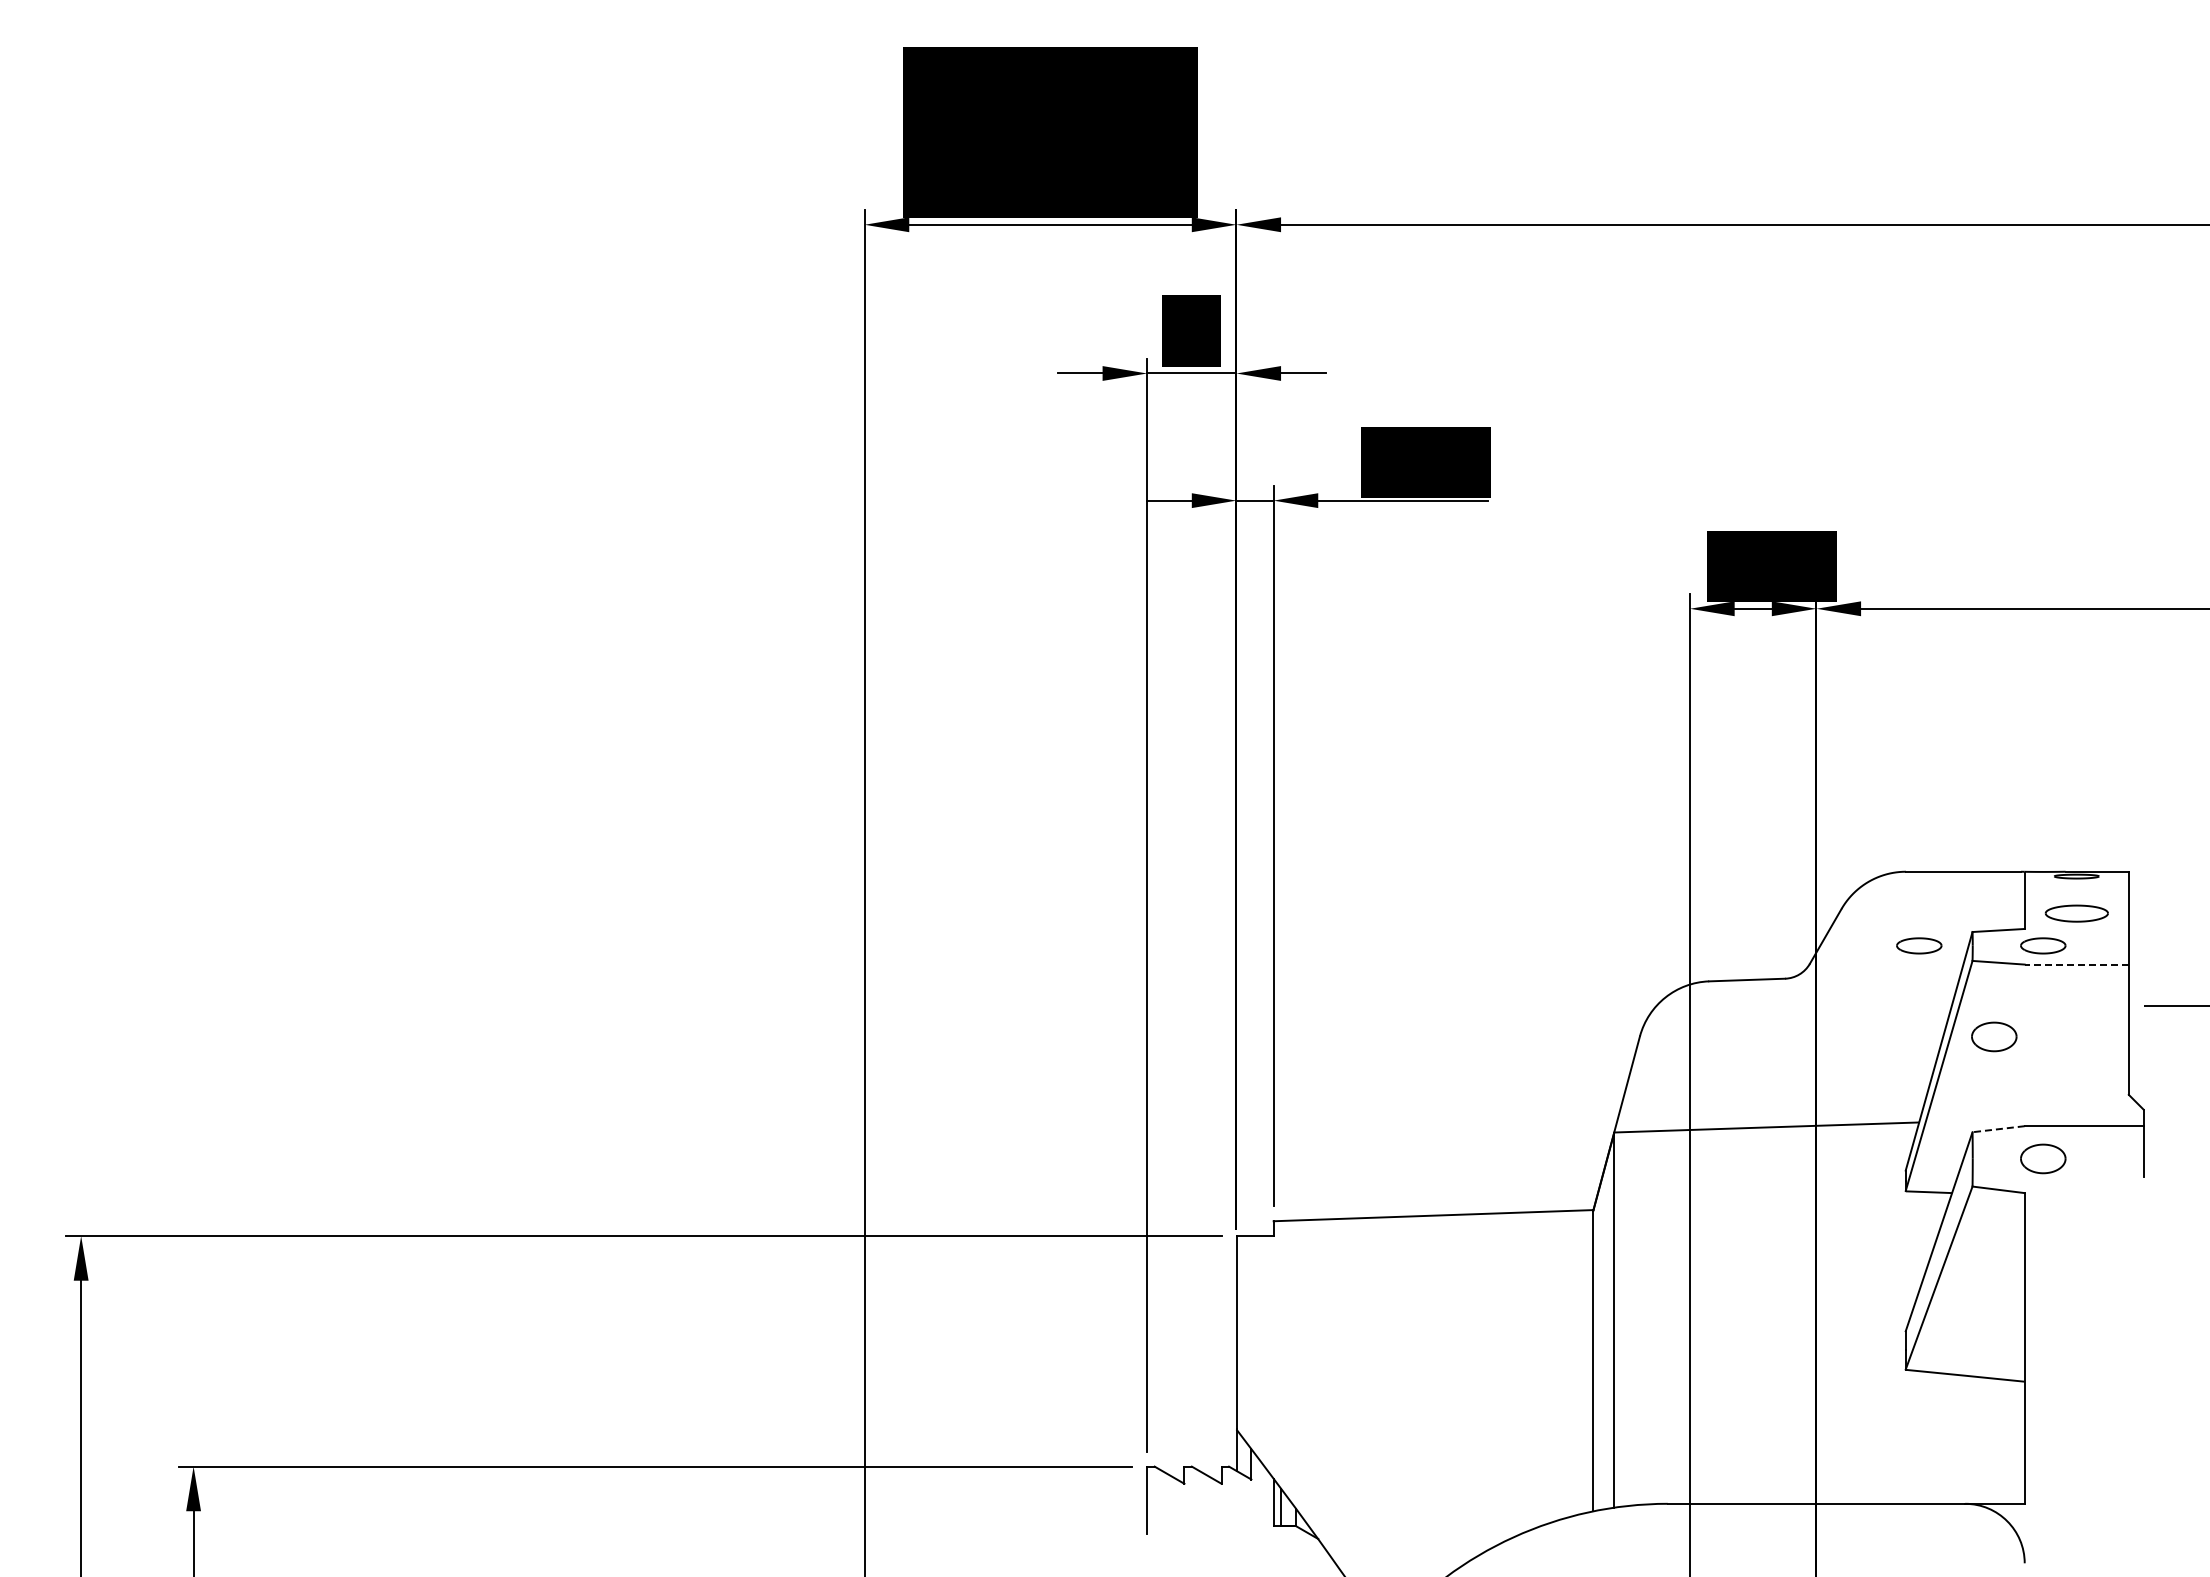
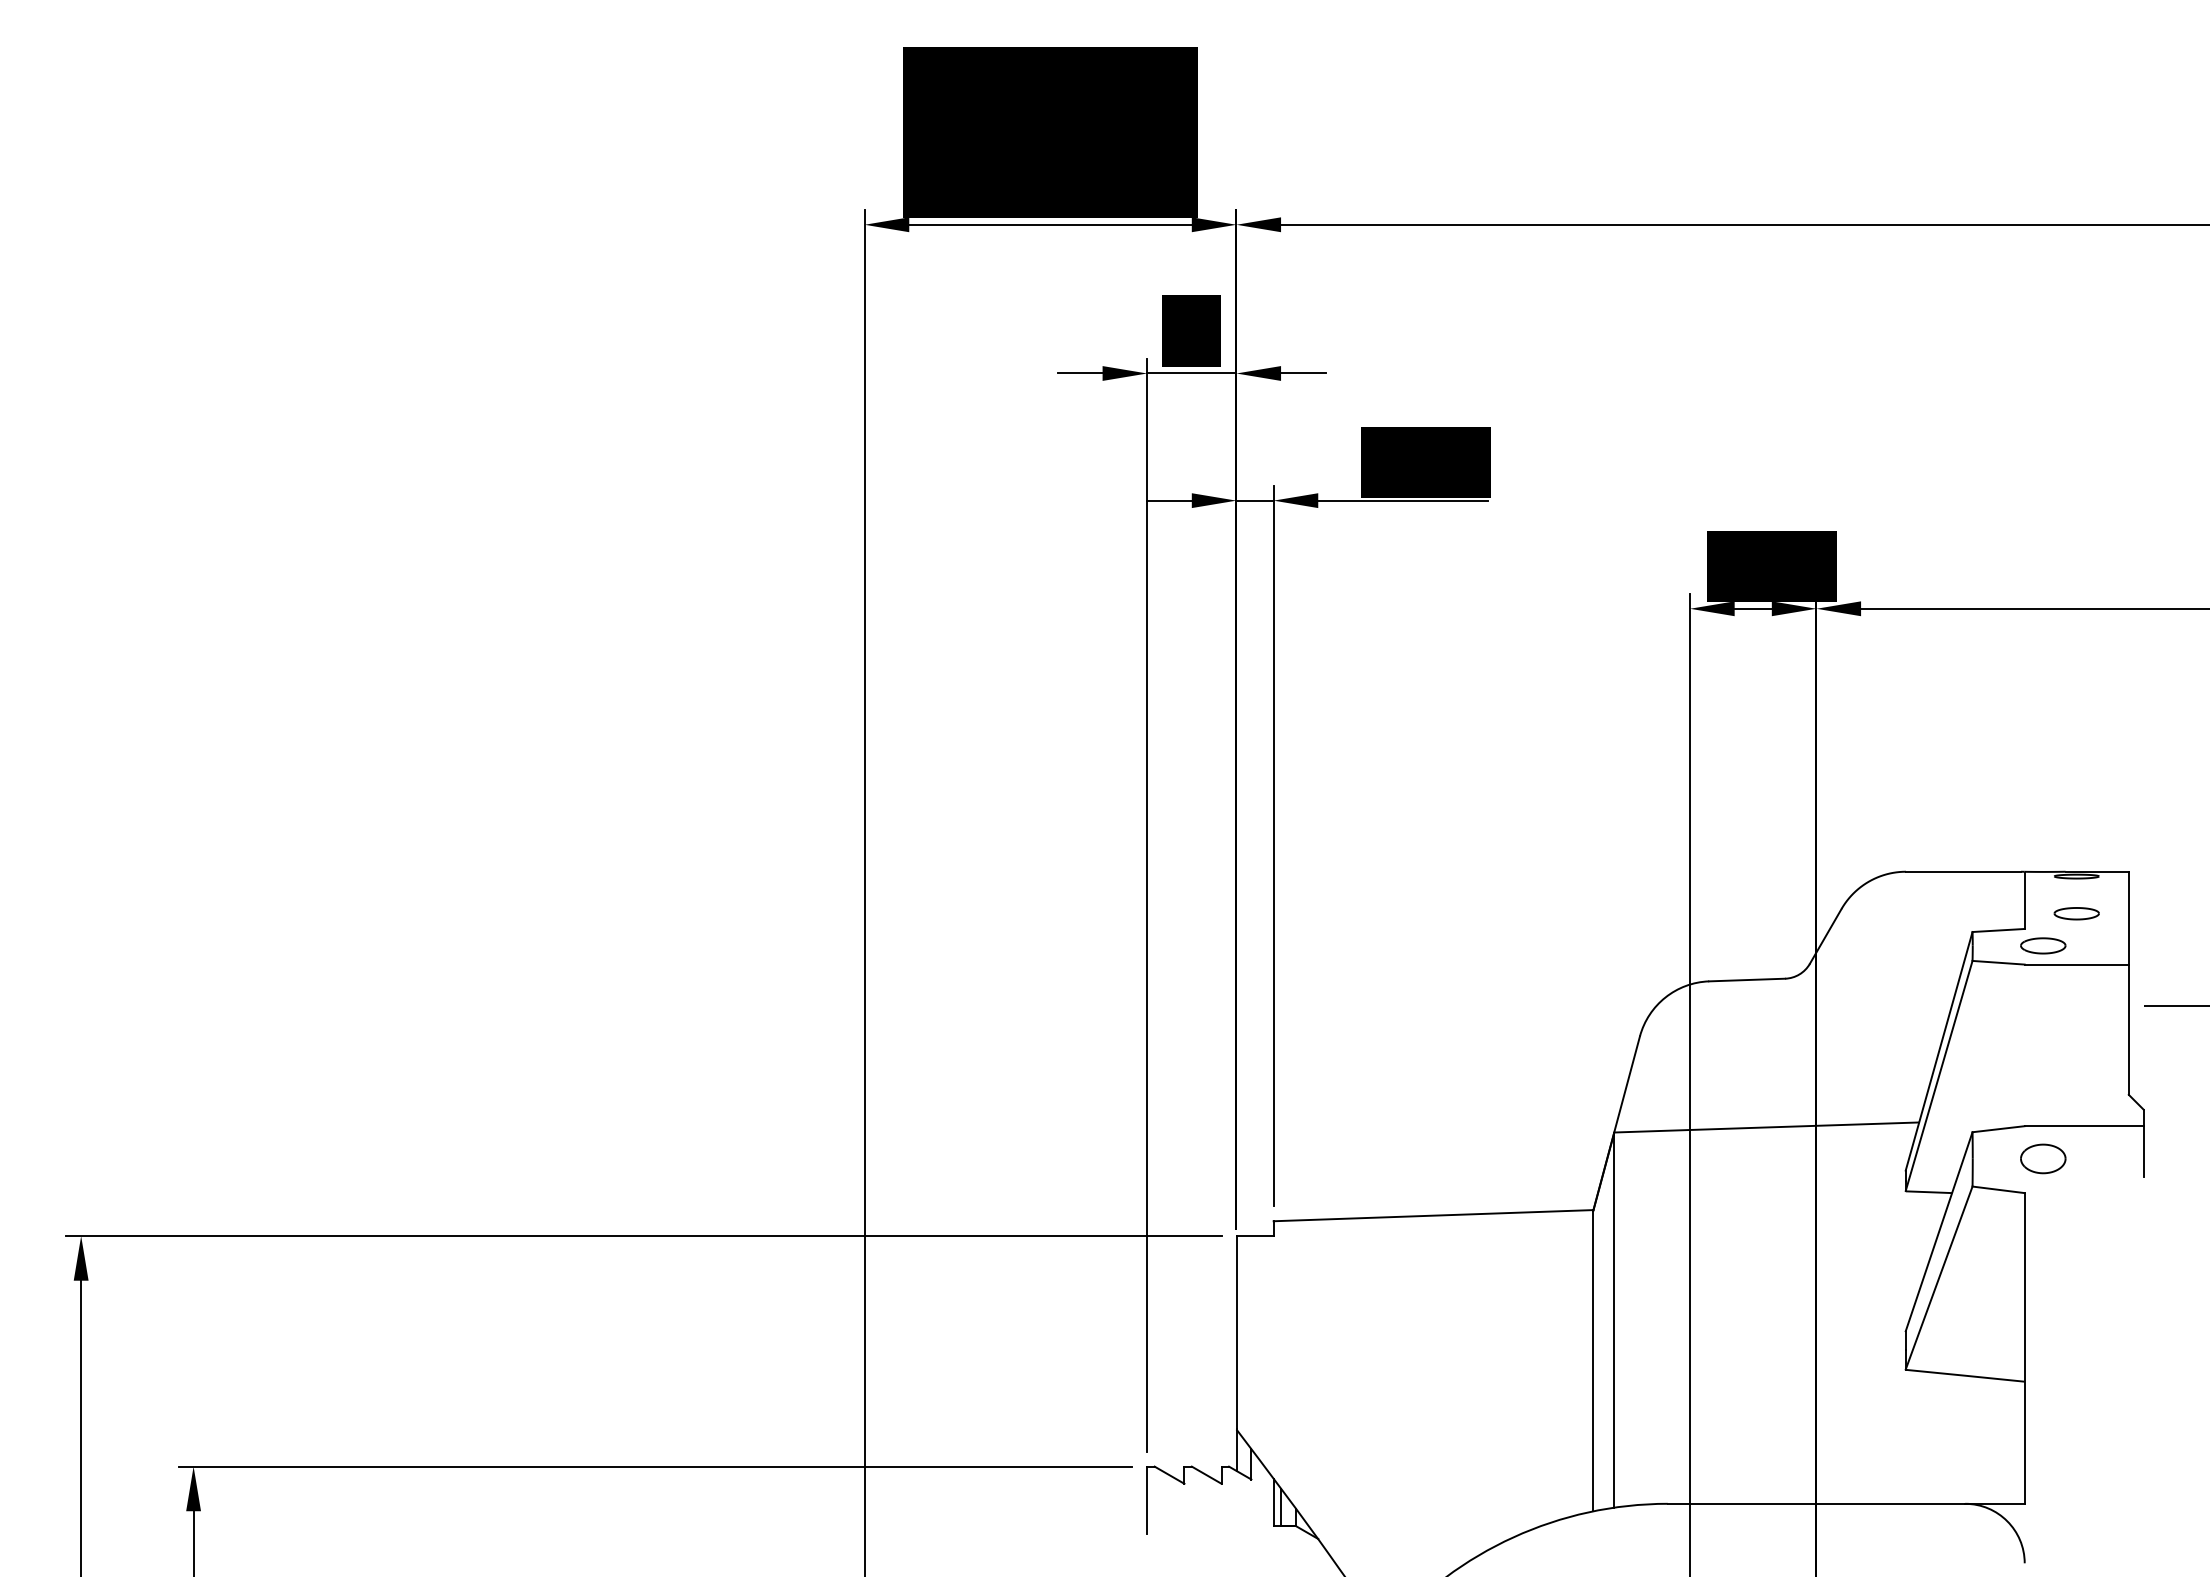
part size: 65x19 px -> 47x14 px (2076, 913)
part: present -> none (1919, 945)
line: dashed -> solid (2076, 964)
part: present -> none (1994, 1036)
line: dashed -> solid (1998, 1129)
